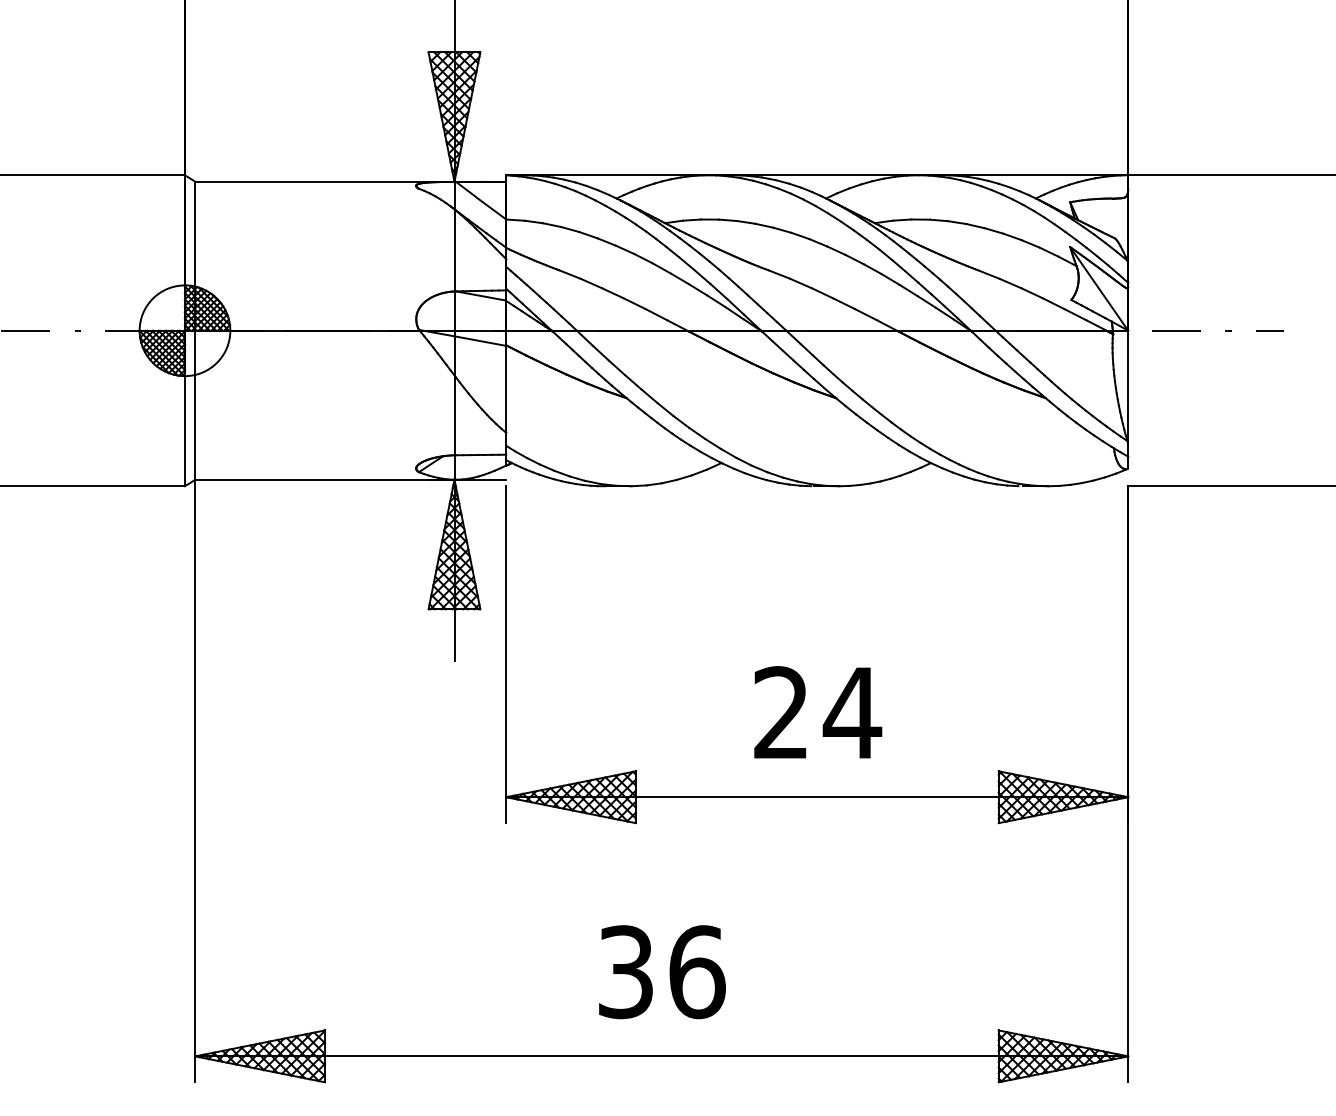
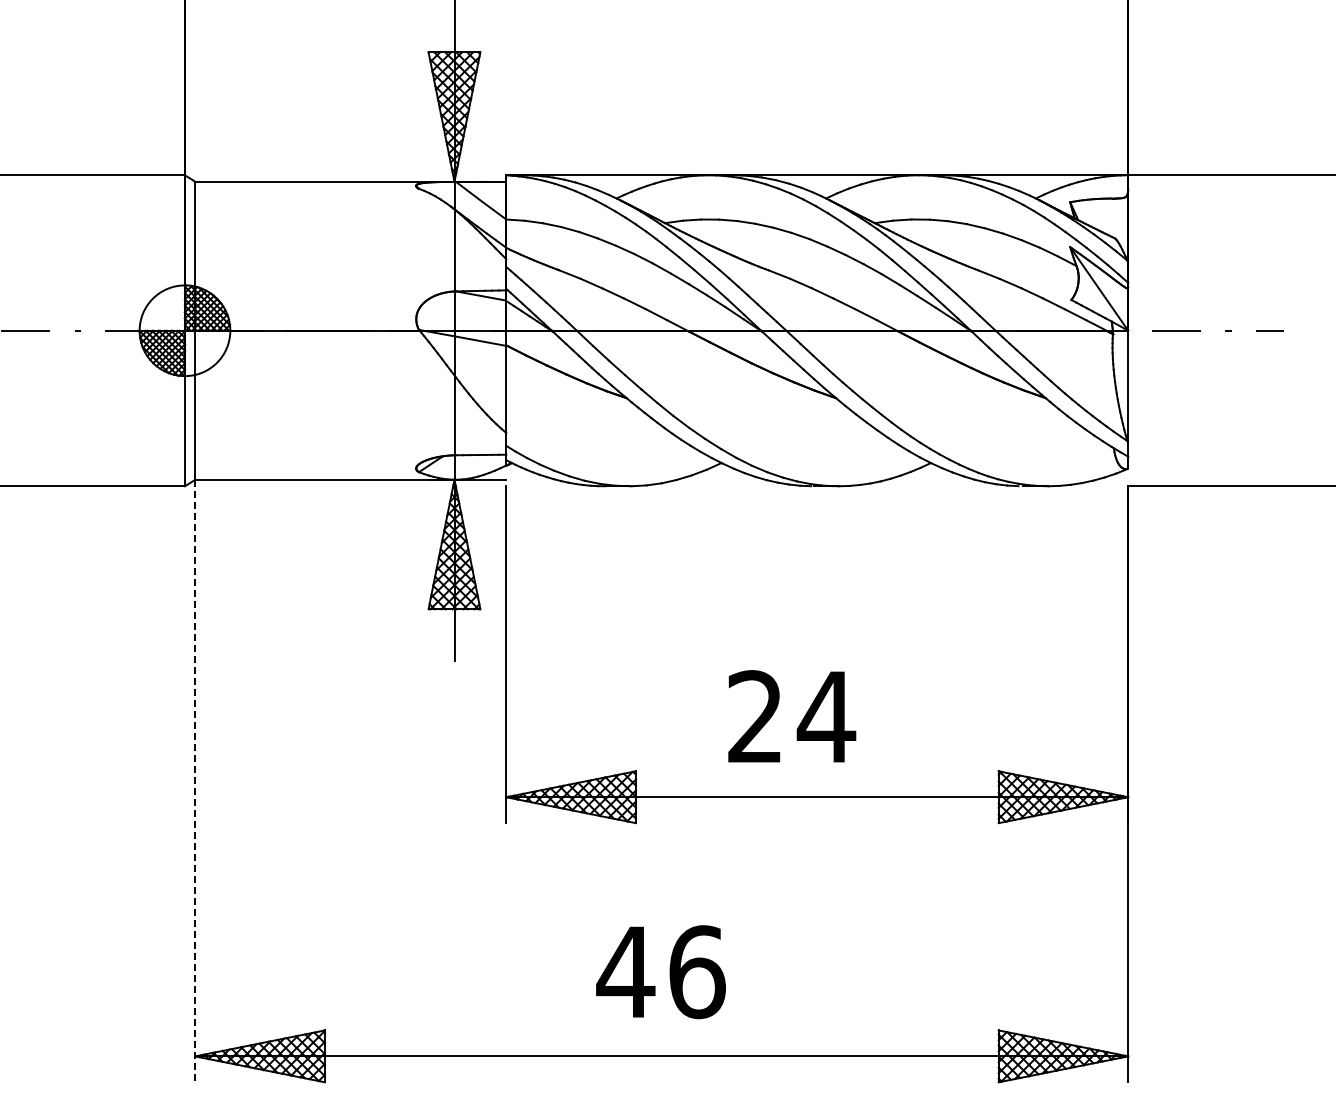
text position: (818, 712) -> (792, 716) (792, 716)
line: solid -> dashed (195, 781)
text: 36 -> 46 (625, 972)
